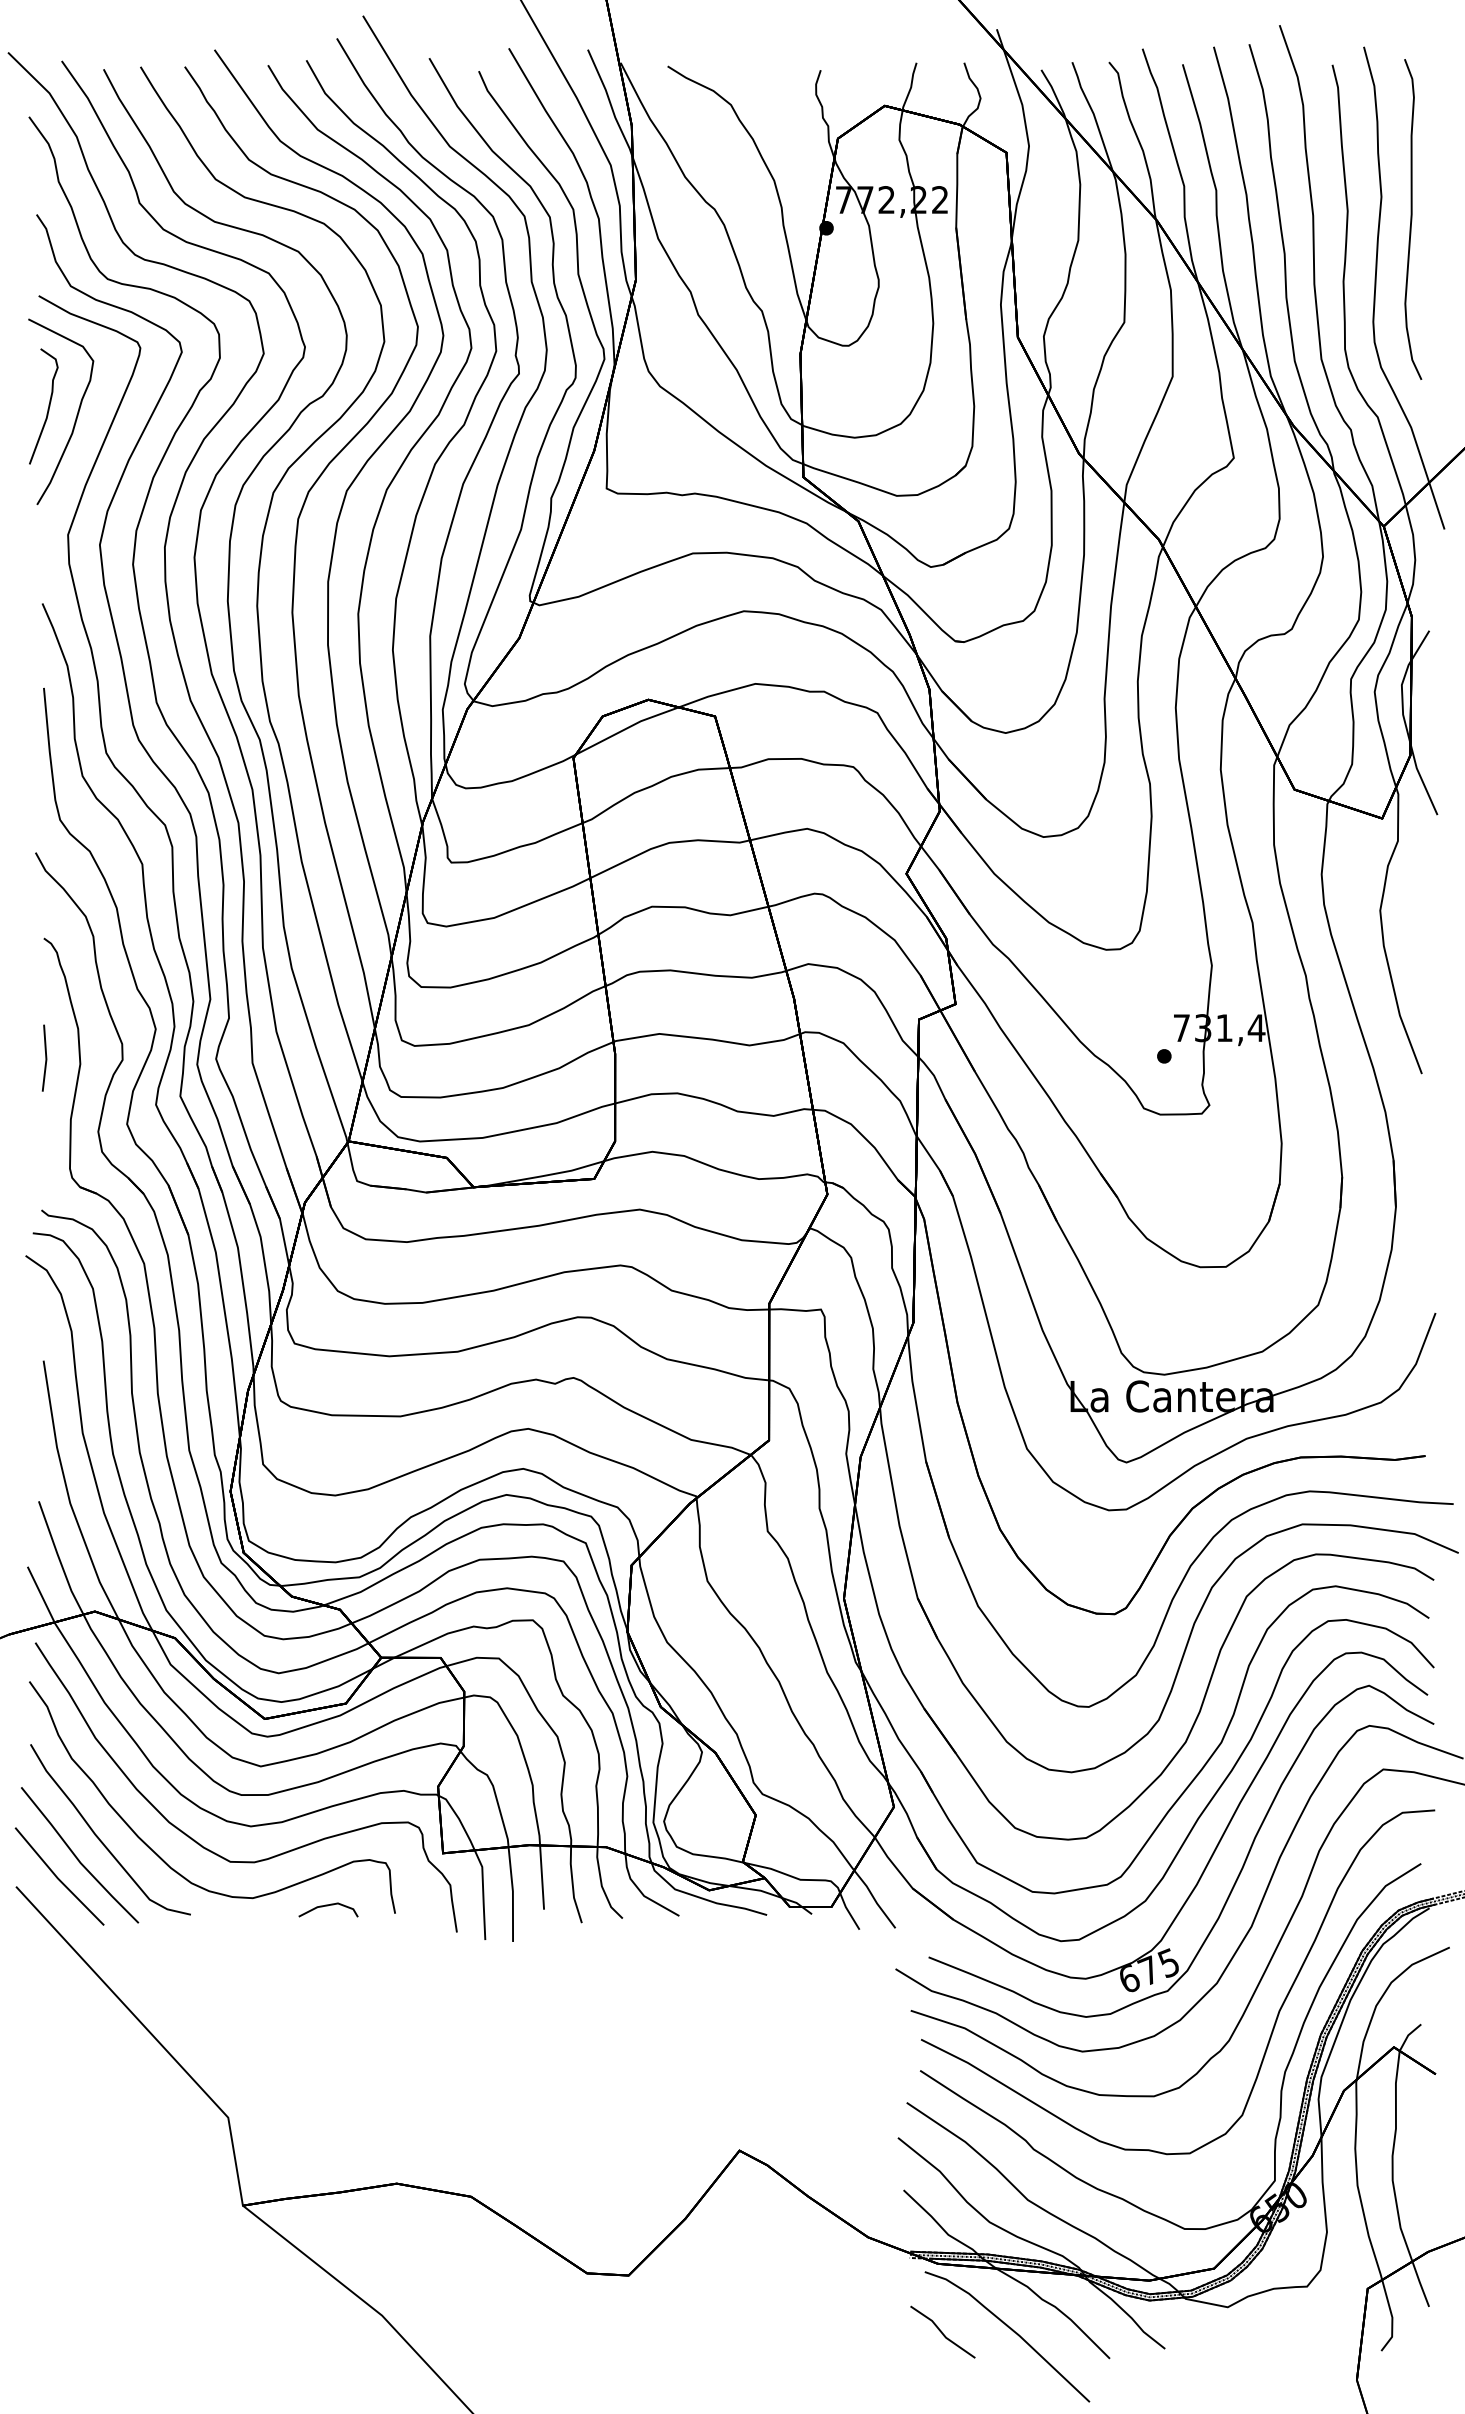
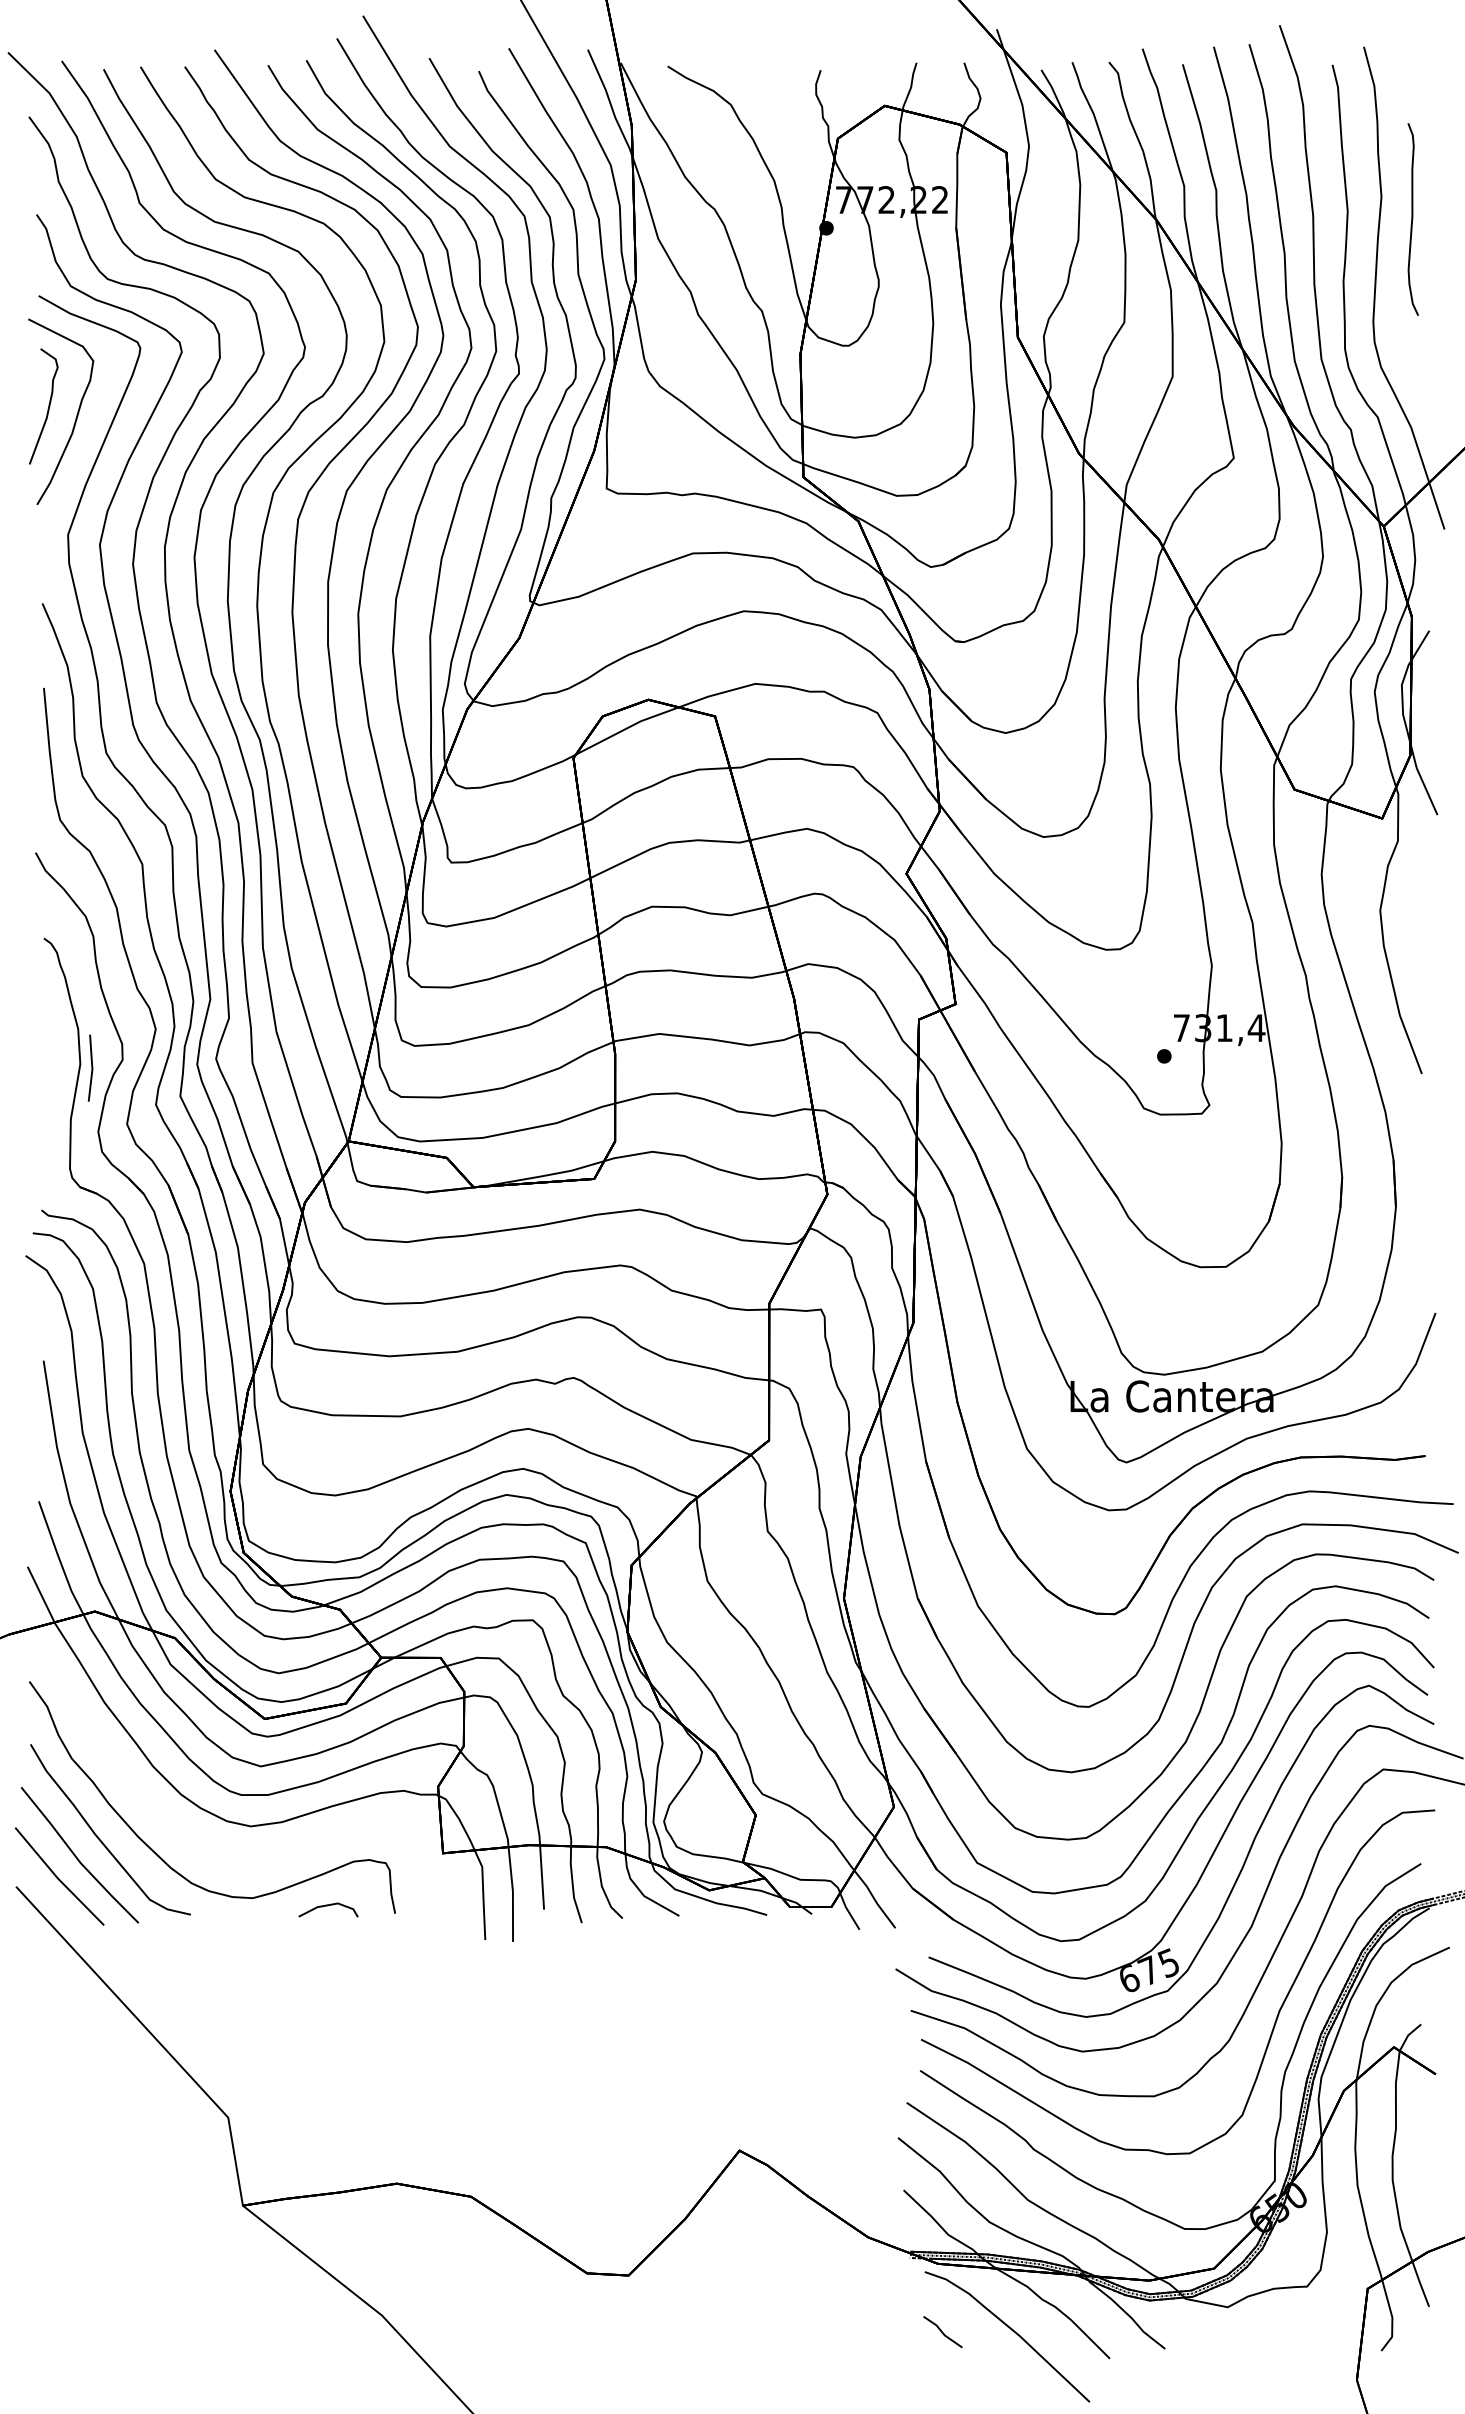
part size: 19x321 px -> 12x193 px (1412, 219)
part position: (44, 1057) -> (90, 1067) (90, 1067)
part: present -> none (213, 1851)
part size: 66x54 px -> 40x33 px (942, 2332)
